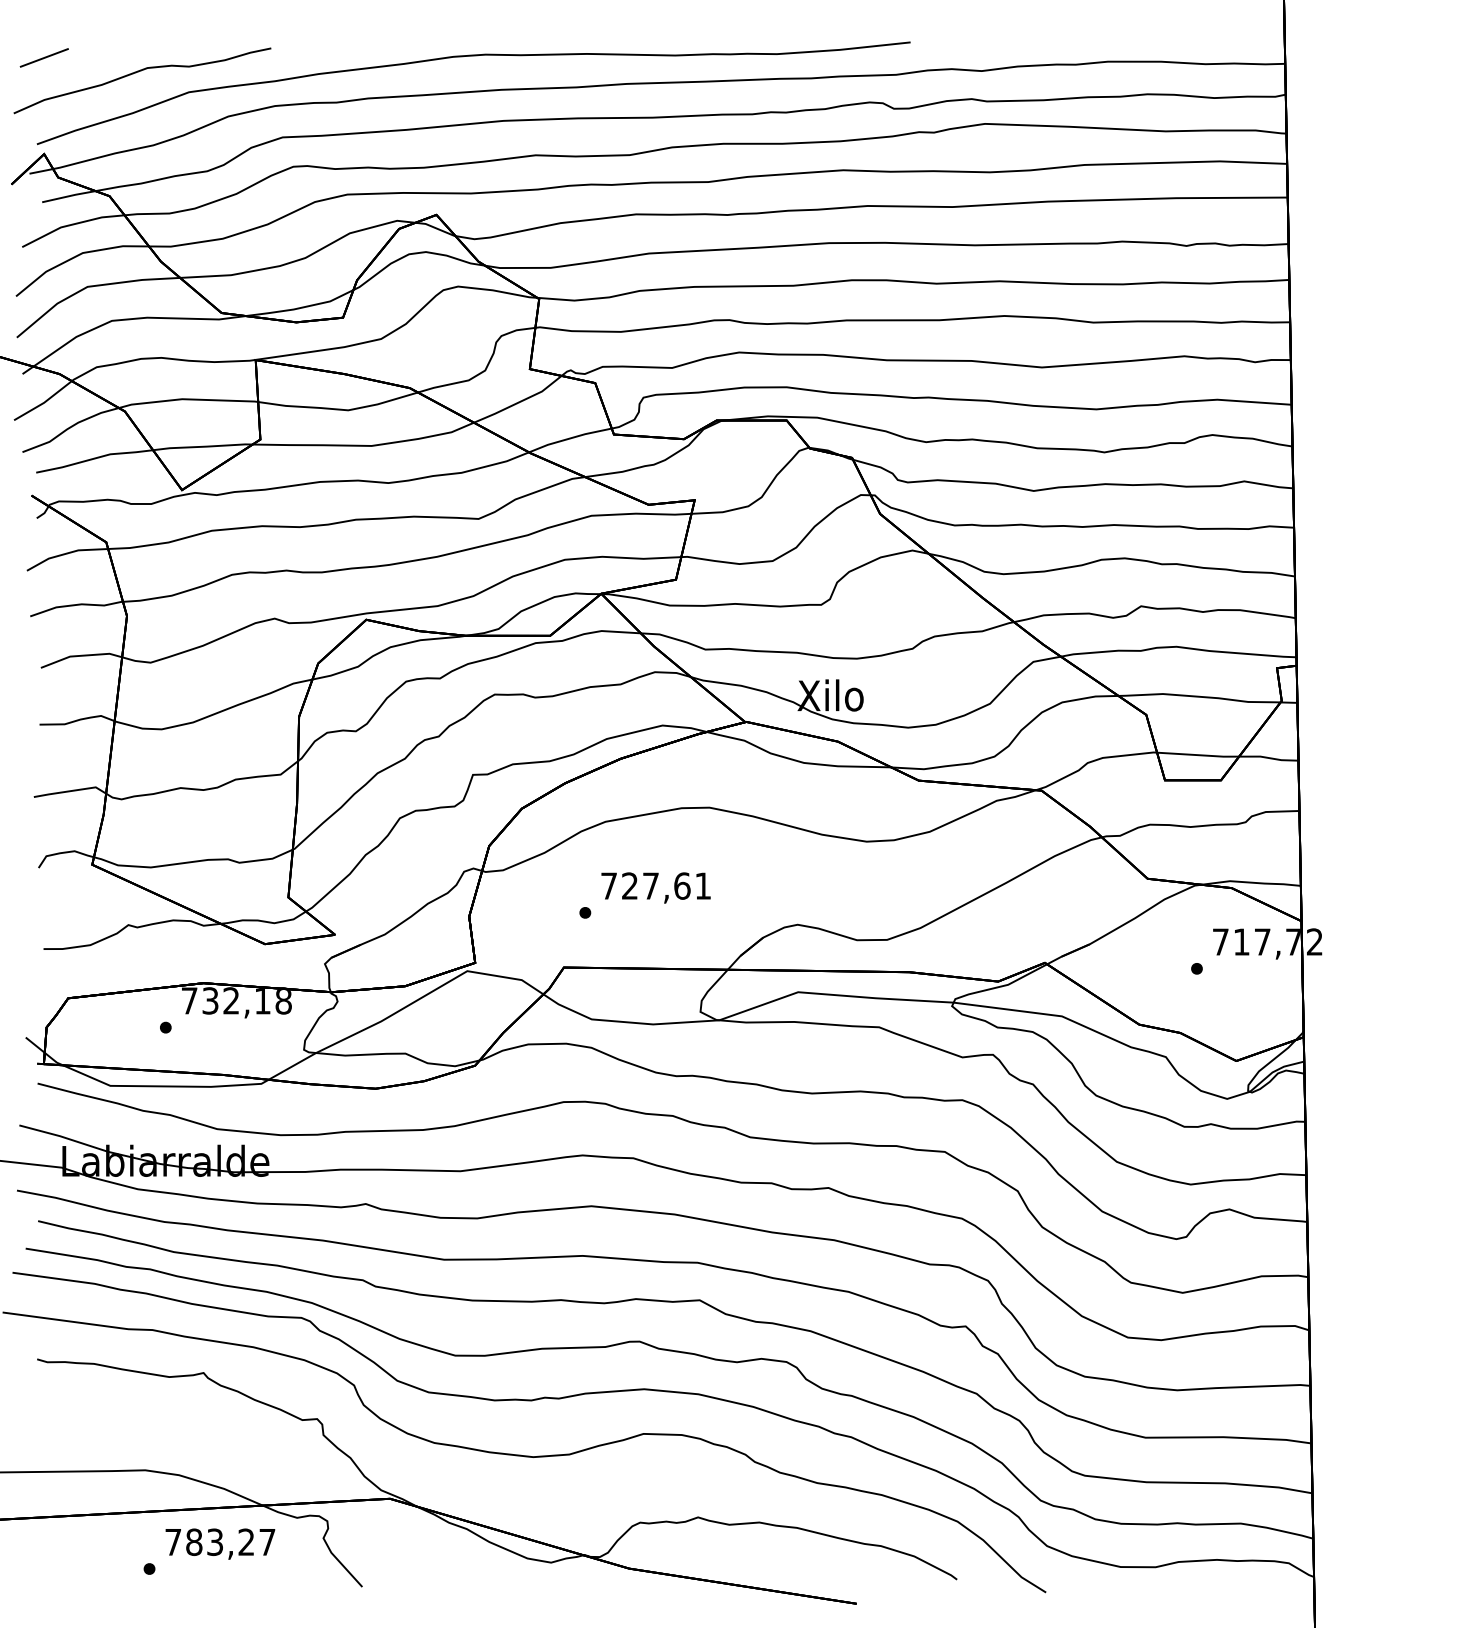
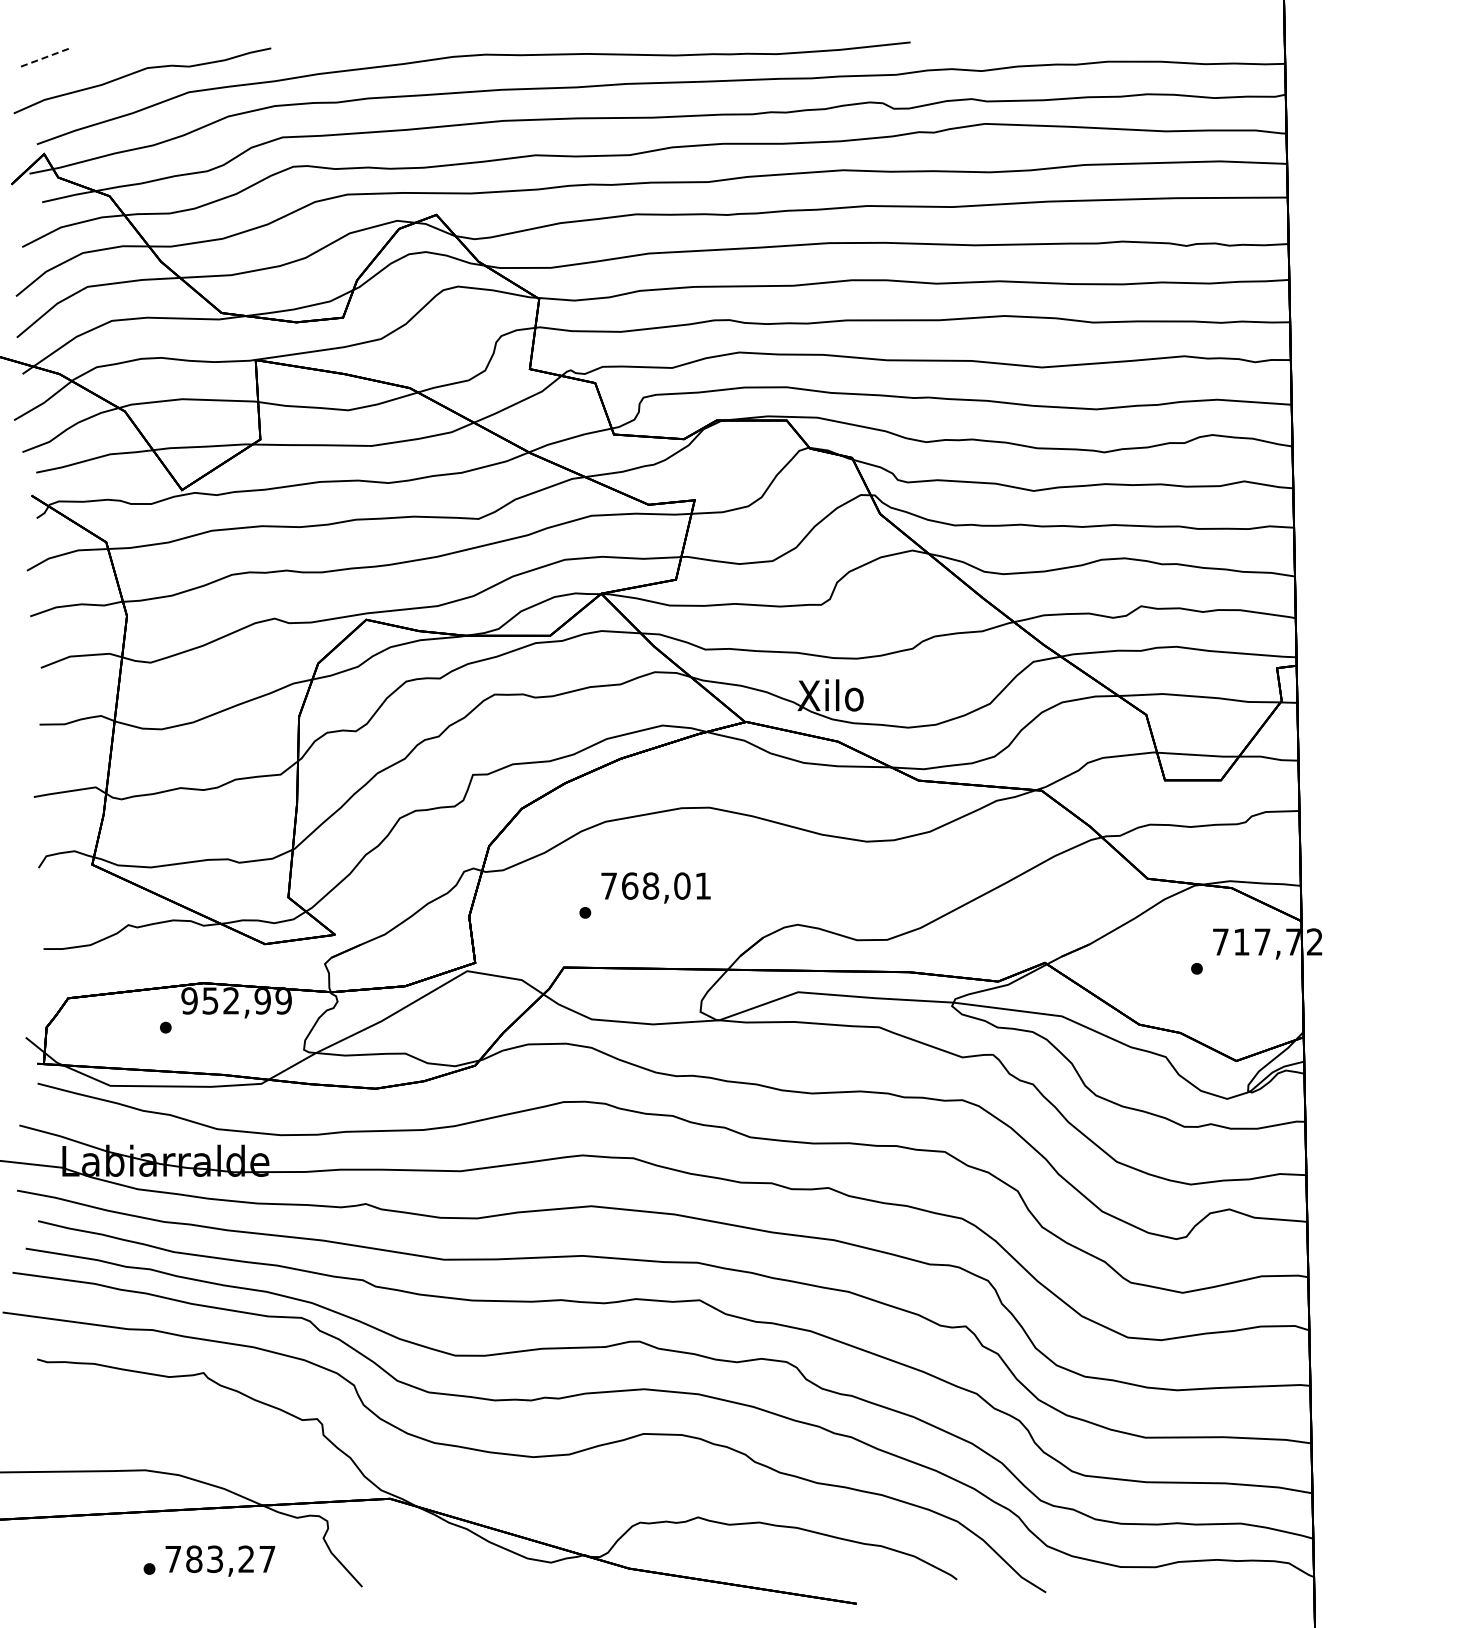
line: solid -> dashed (43, 58)
text: 727,61 -> 768,01 (656, 885)
text: 732,18 -> 952,99 (236, 1000)
text position: (220, 1543) -> (220, 1560) (220, 1560)
